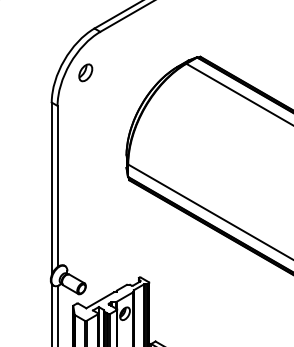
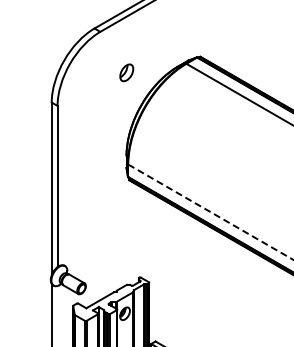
part position: (85, 72) -> (126, 72) (126, 72)
line: solid -> dashed (211, 212)
line: present -> none (57, 314)
